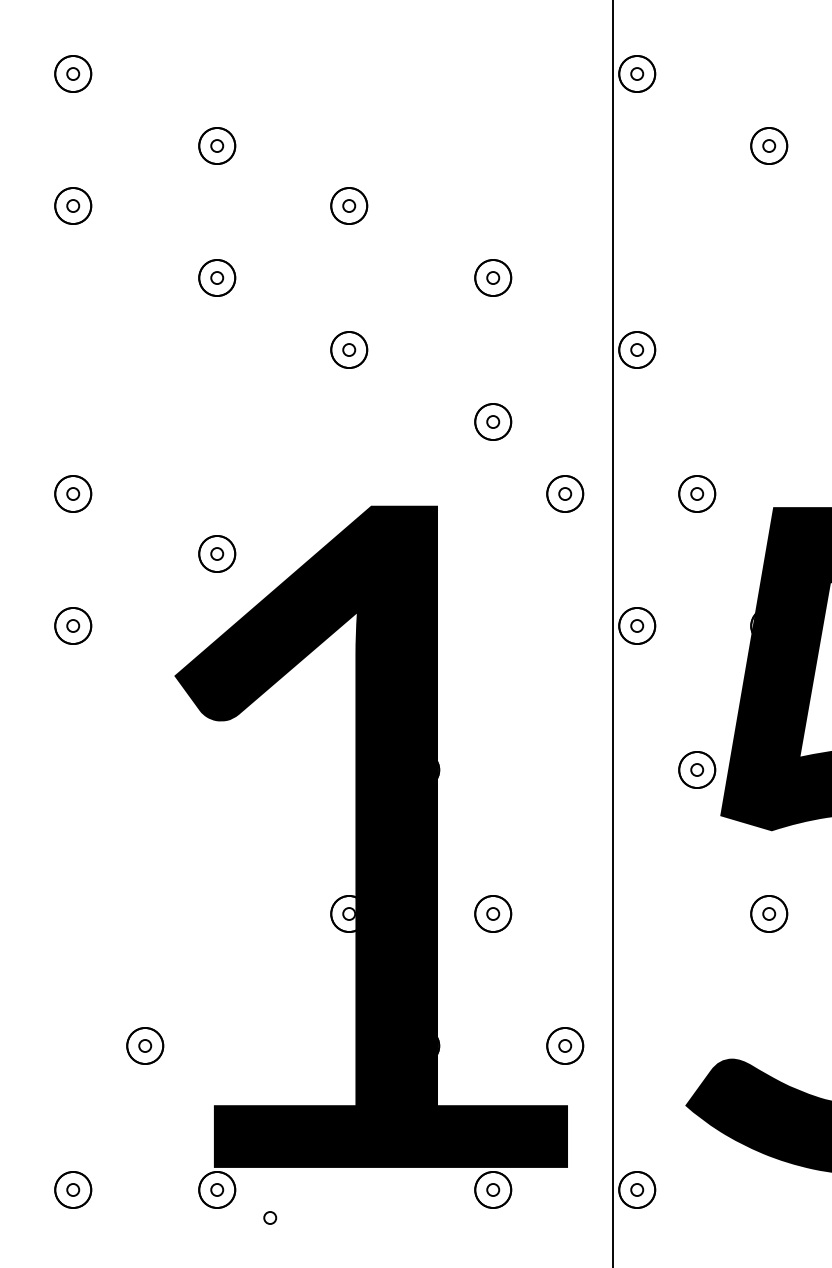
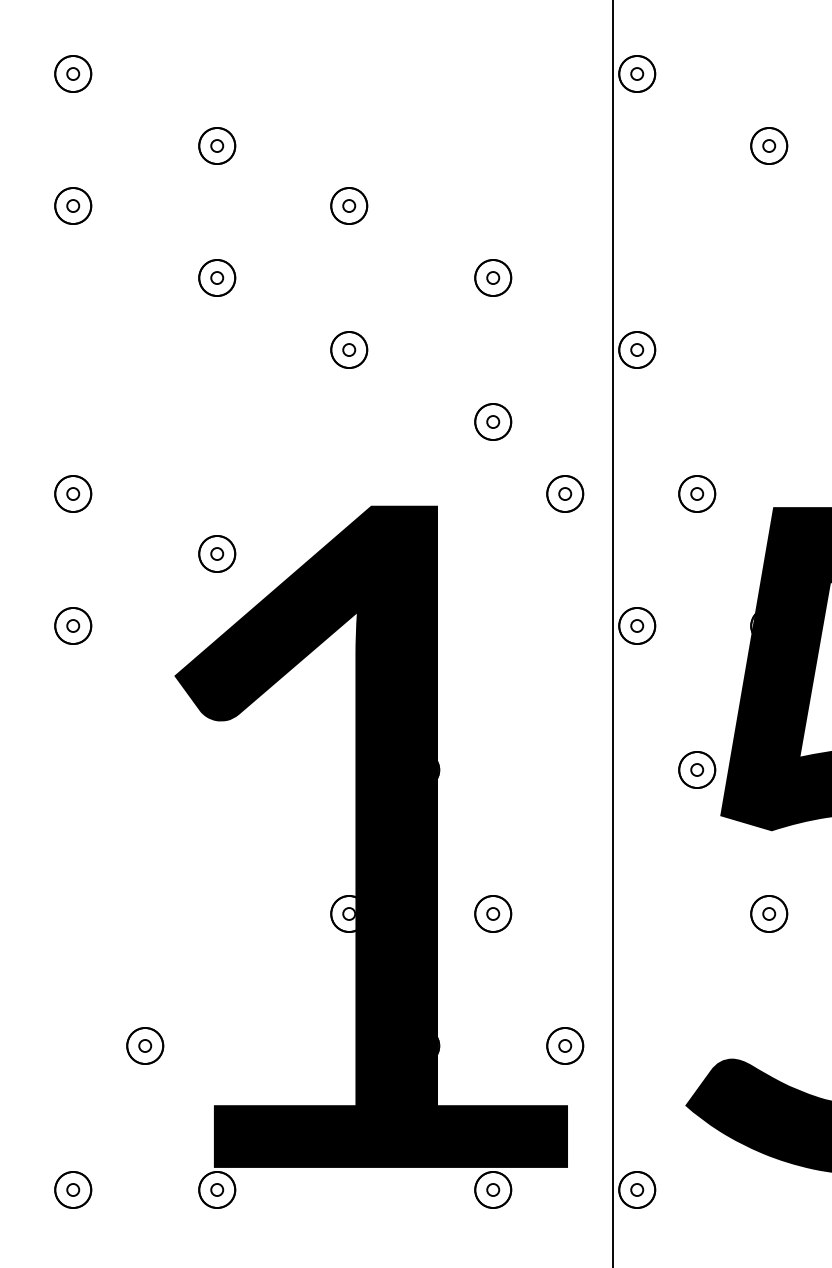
part: present -> none (270, 1217)
